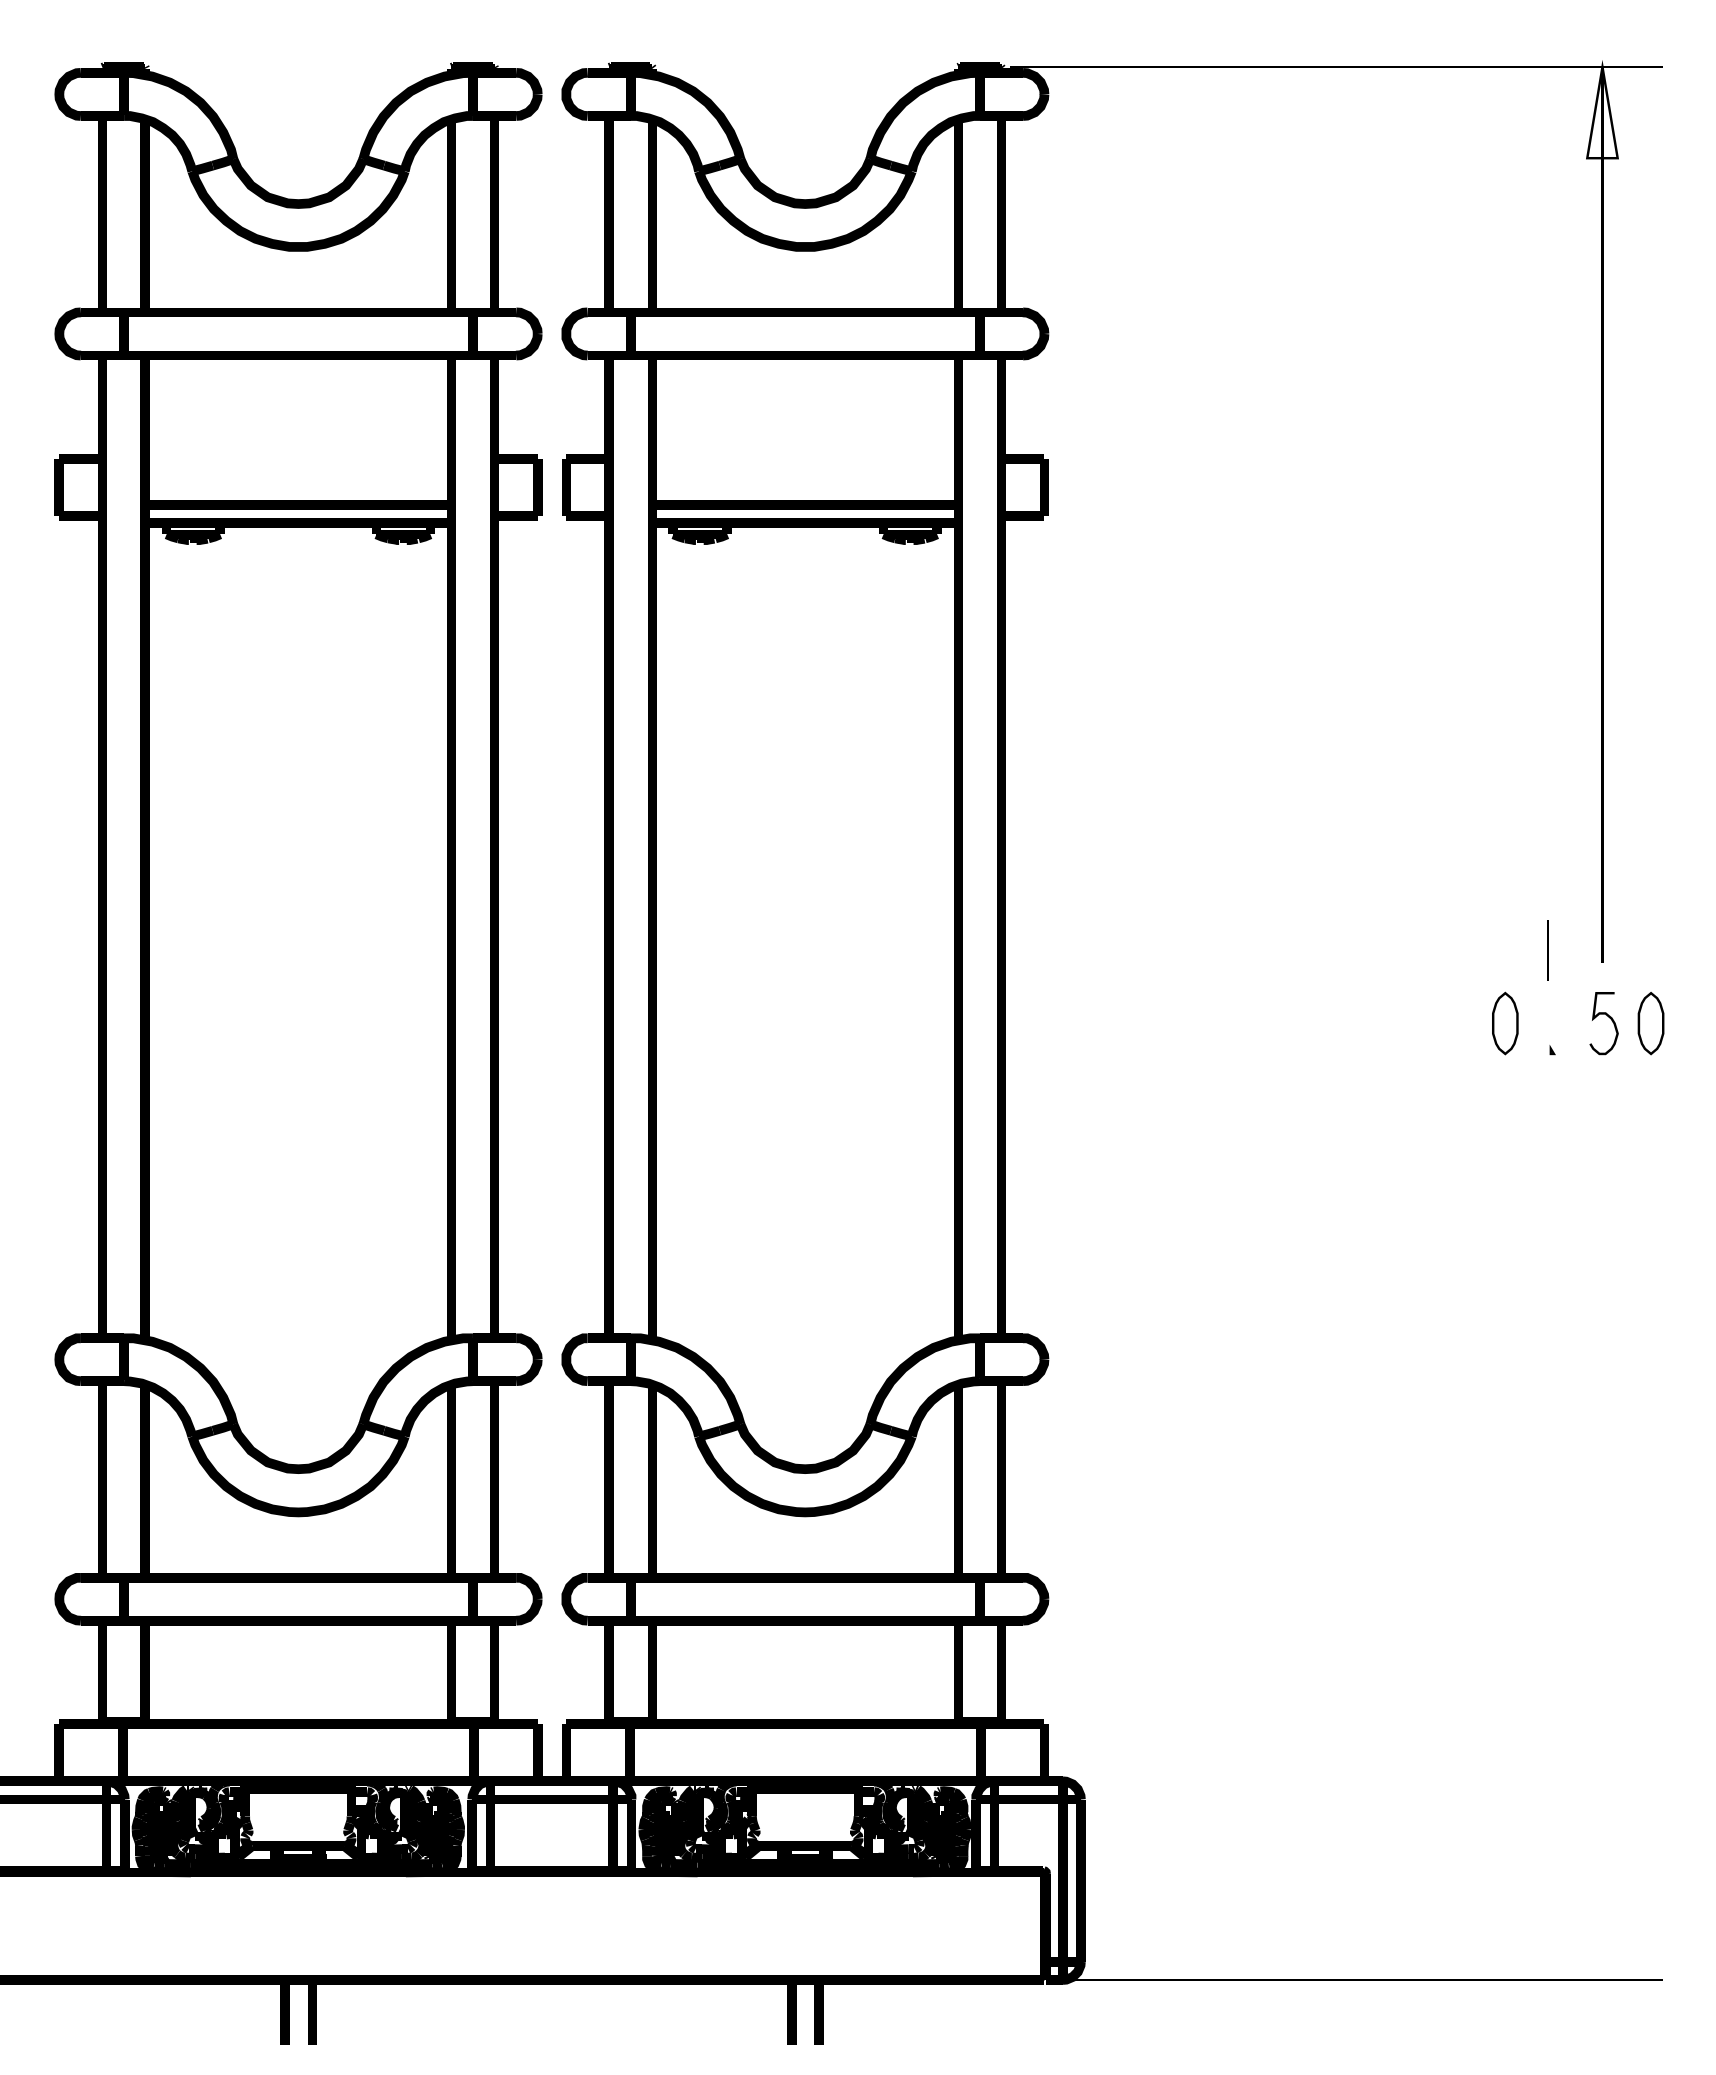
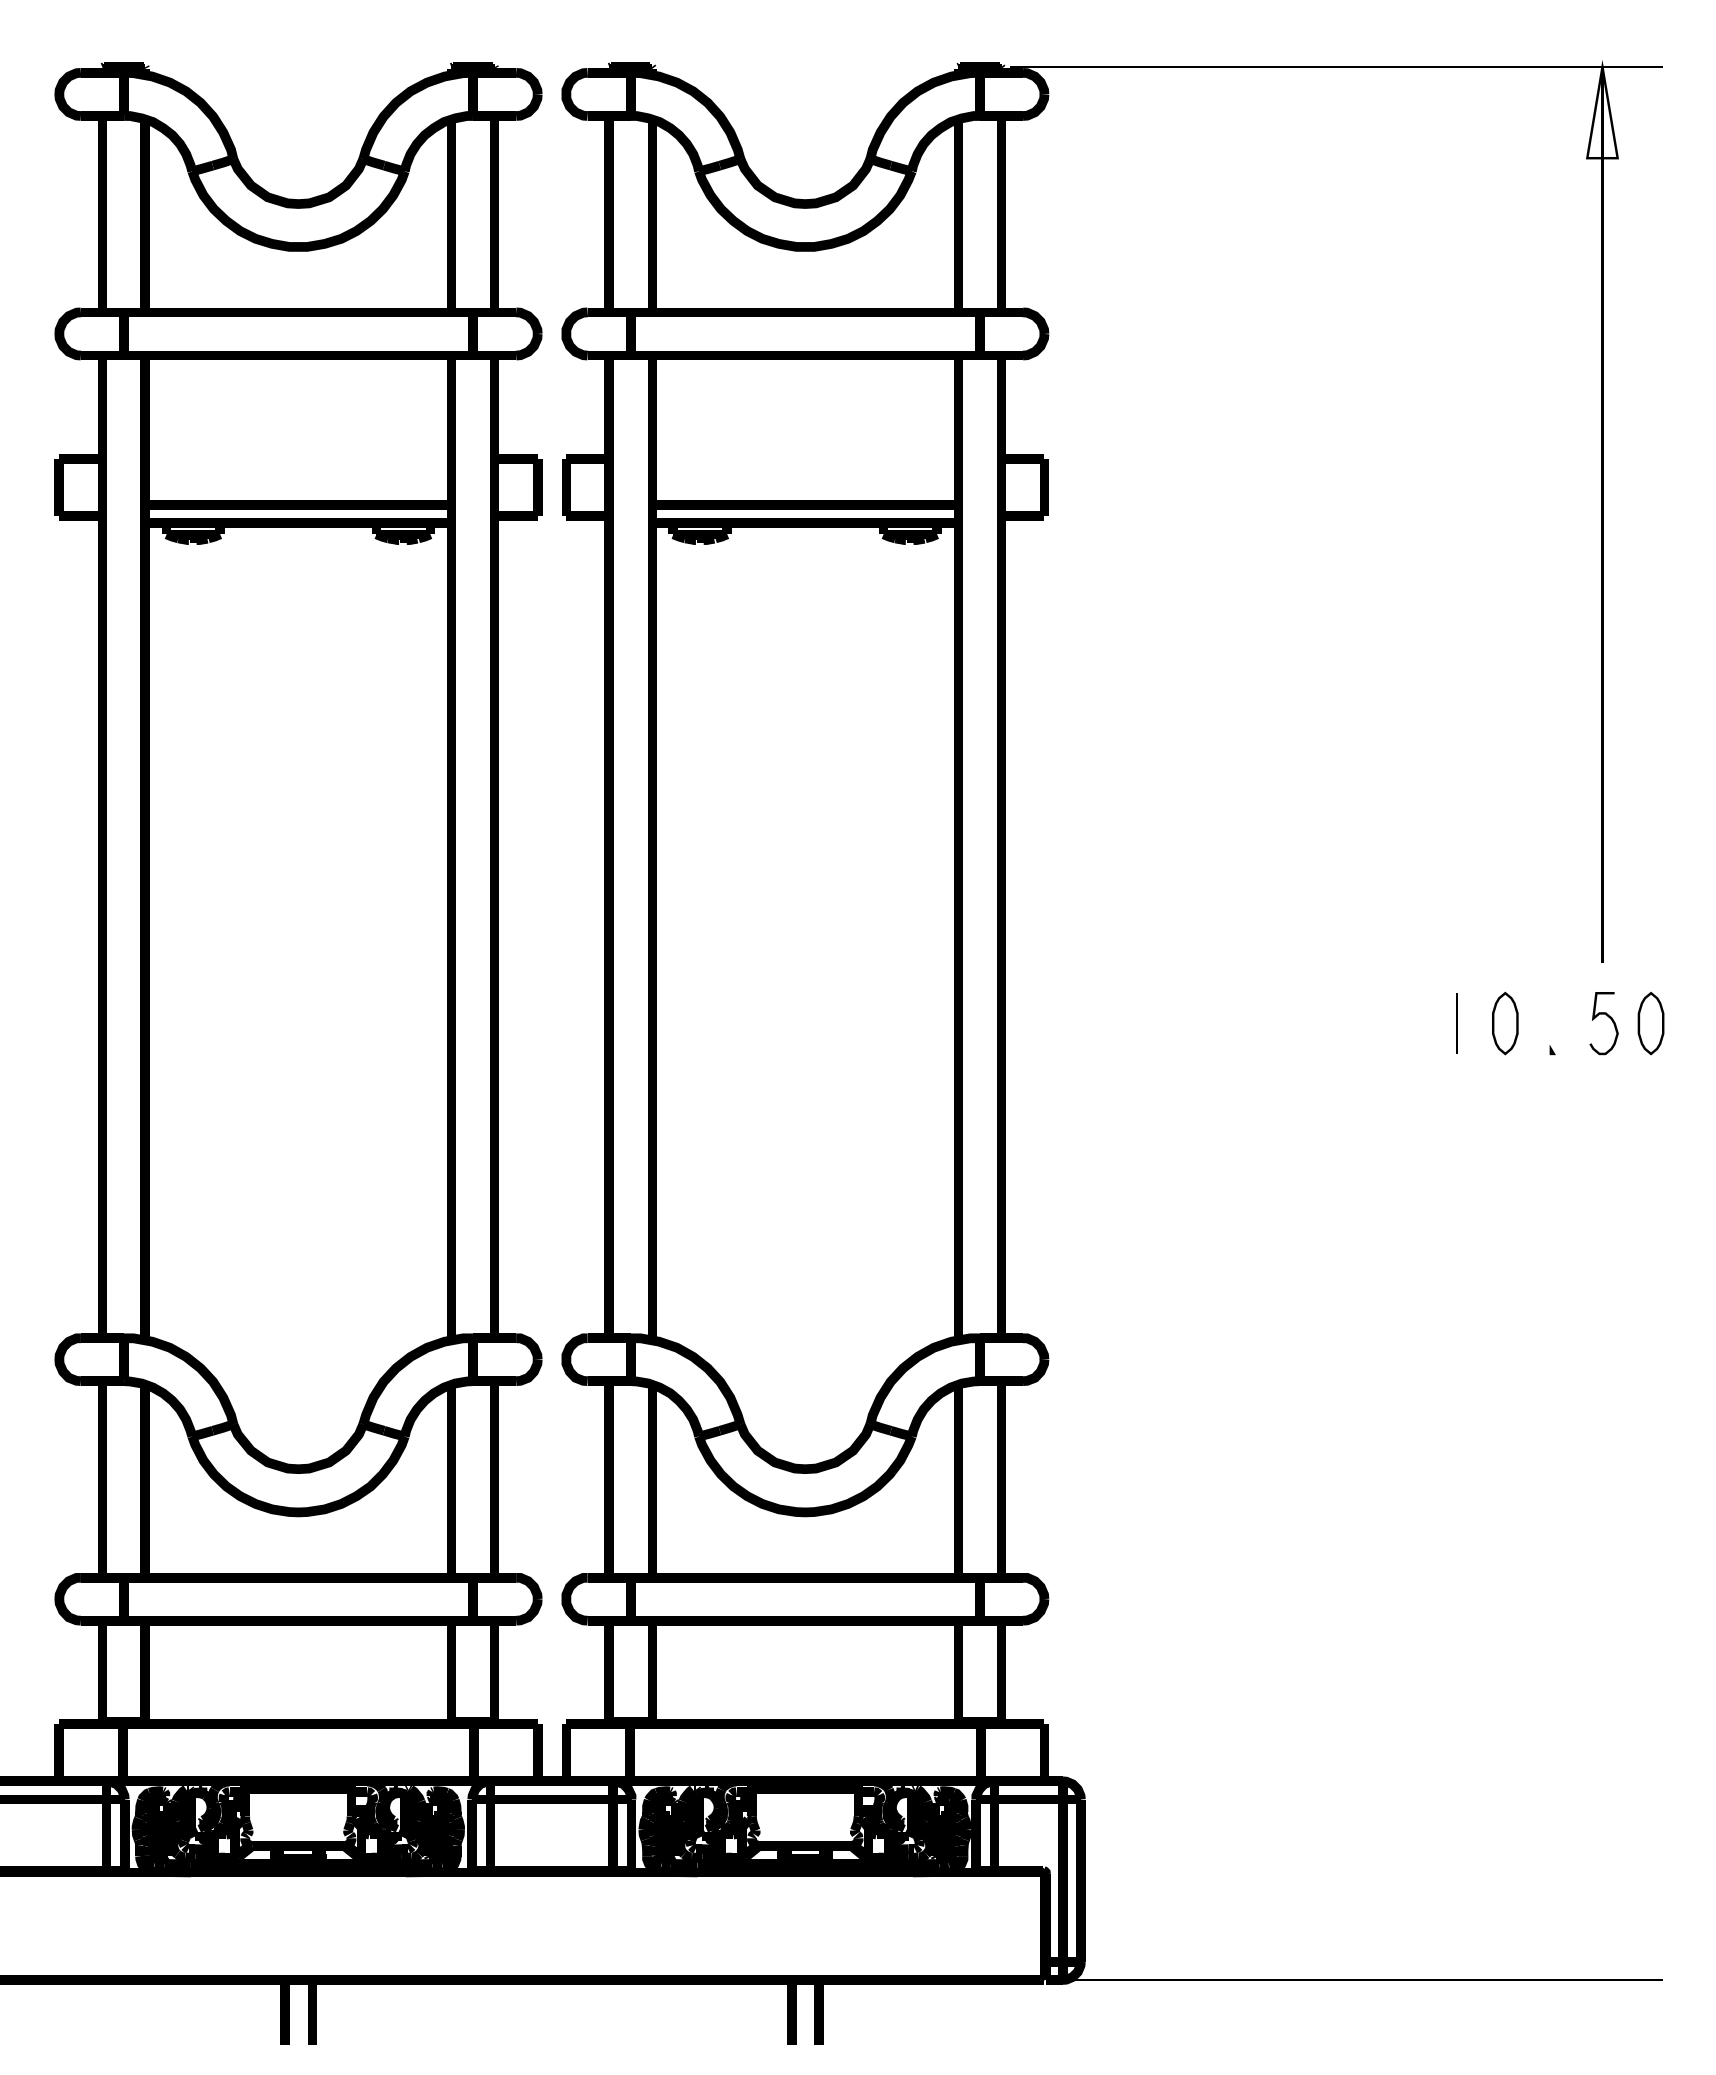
line position: (1547, 950) -> (1456, 1023) (1456, 1023)
